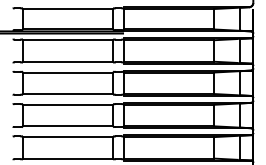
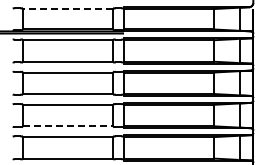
line: solid -> dashed (67, 9)
line: solid -> dashed (68, 126)
